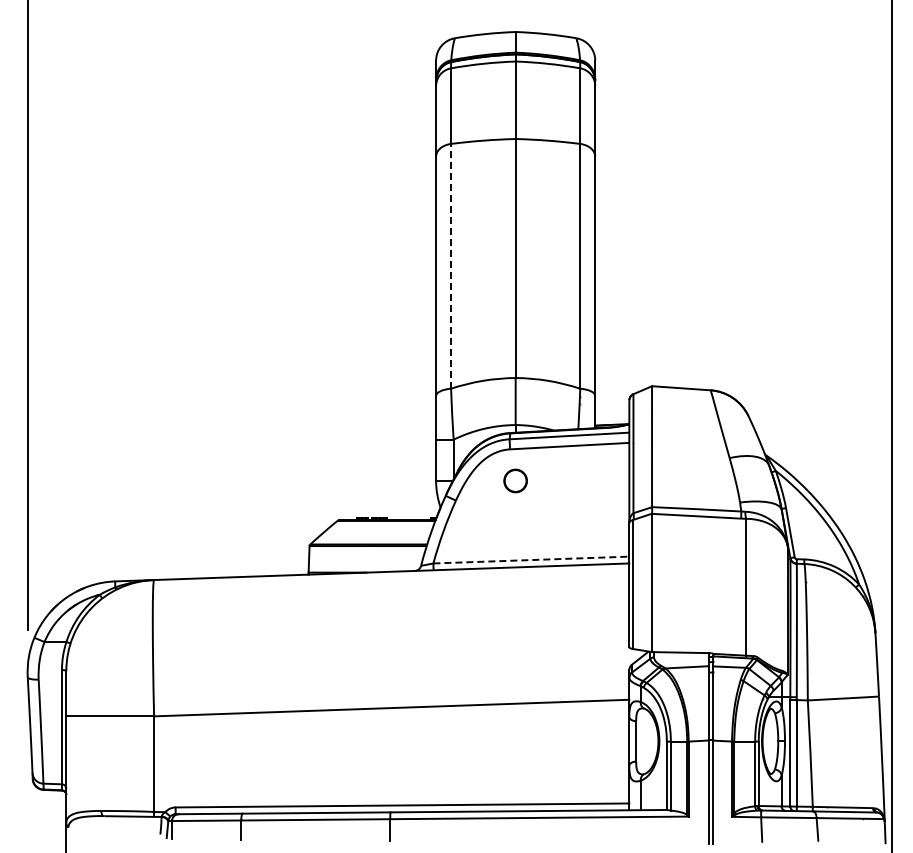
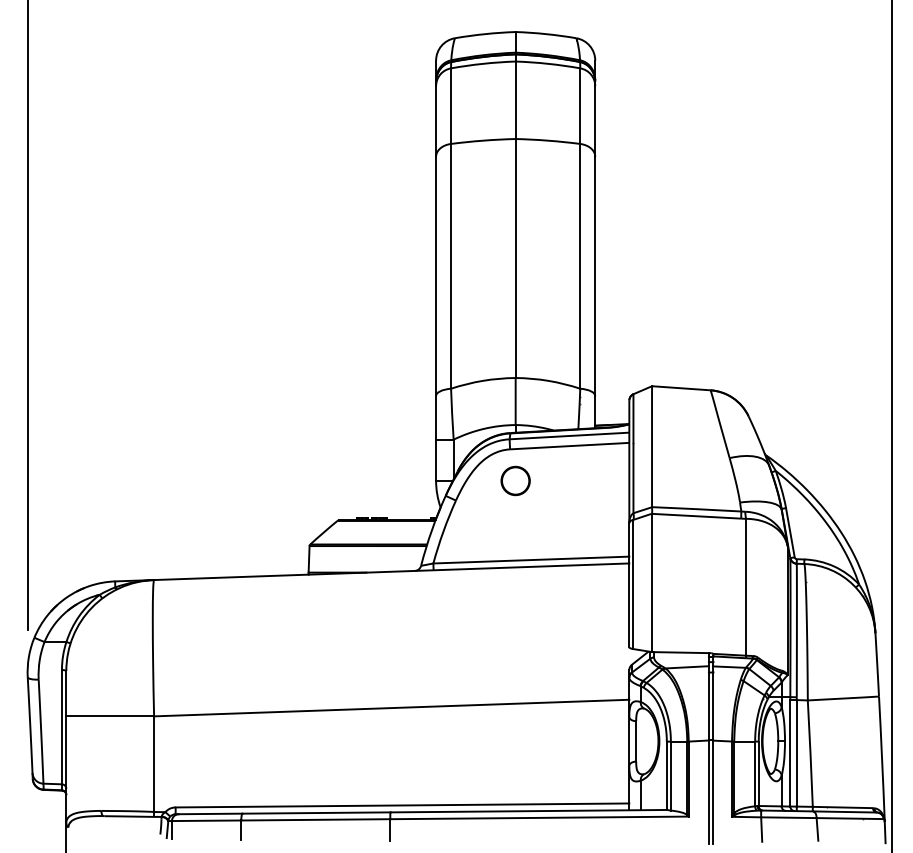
line: dashed -> solid (451, 265)
part size: 25x26 px -> 31x32 px (515, 480)
line: dashed -> solid (531, 560)
